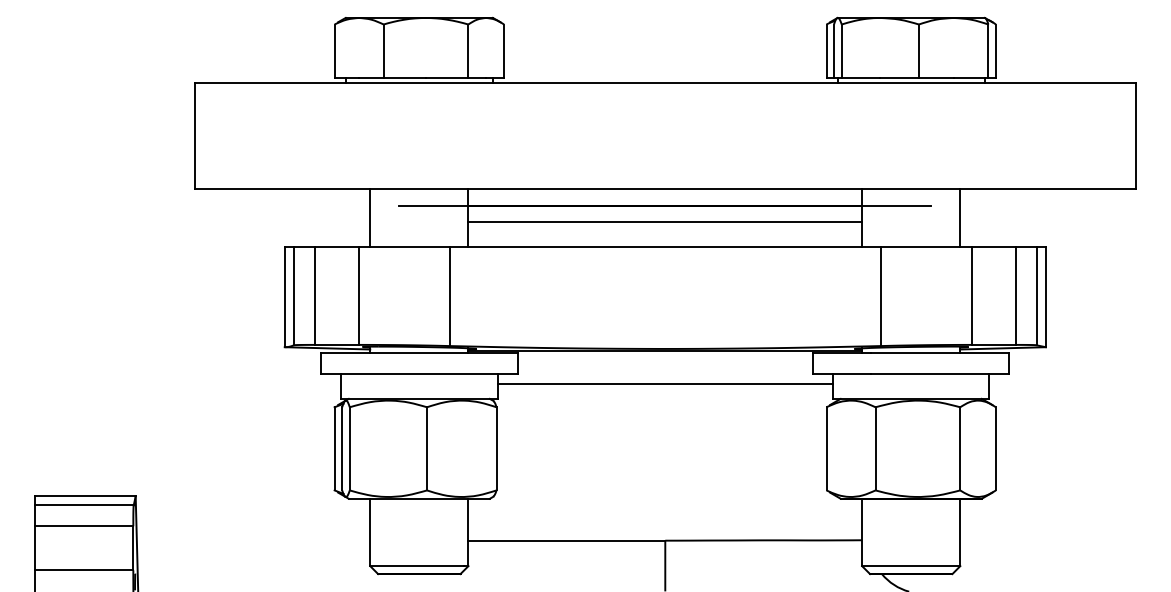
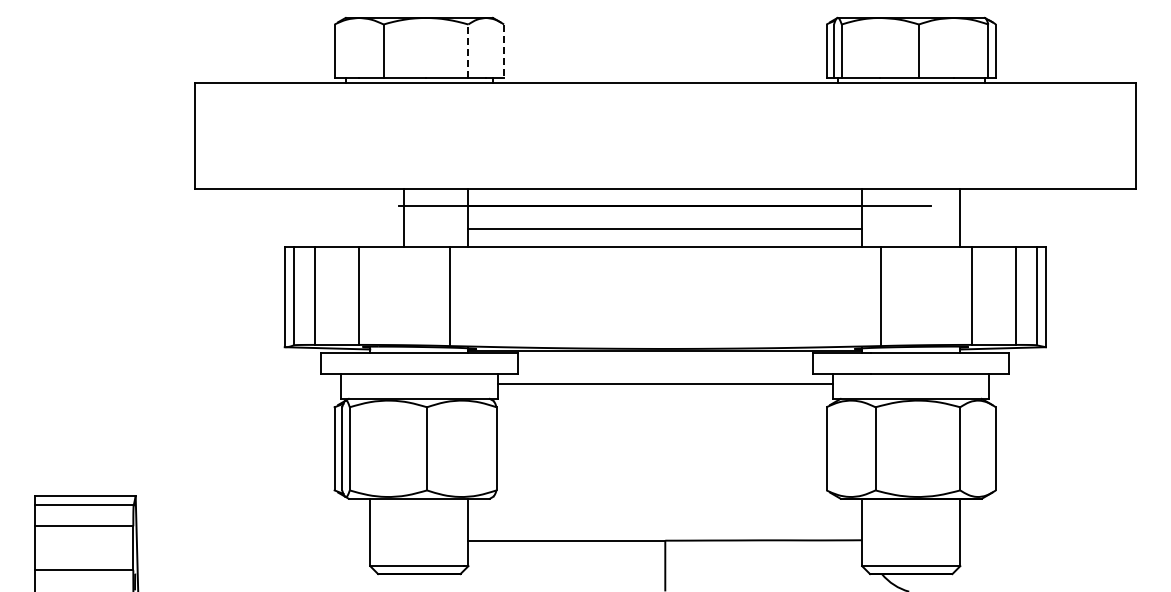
line: solid -> dashed (468, 51)
line: solid -> dashed (504, 51)
line position: (370, 217) -> (404, 217) (404, 217)
line position: (665, 222) -> (665, 229) (665, 229)
